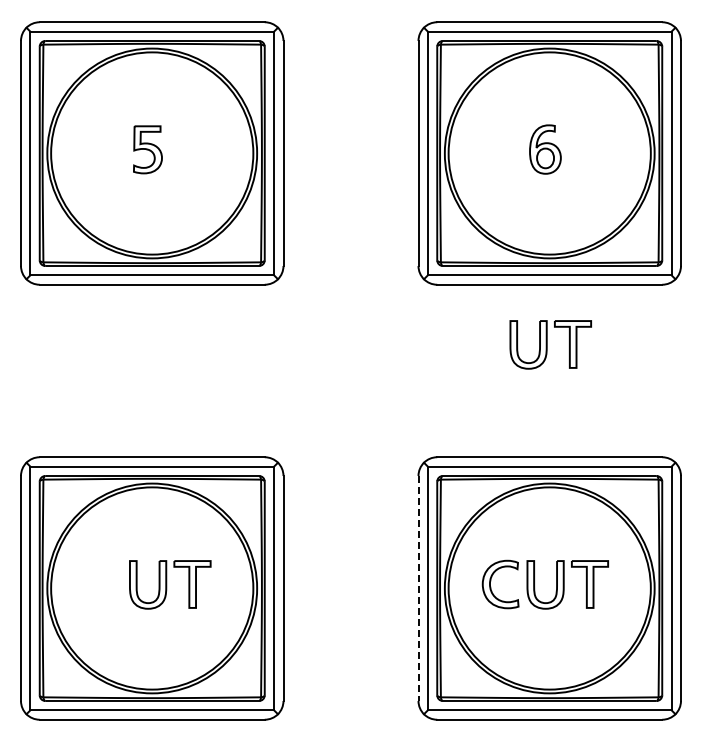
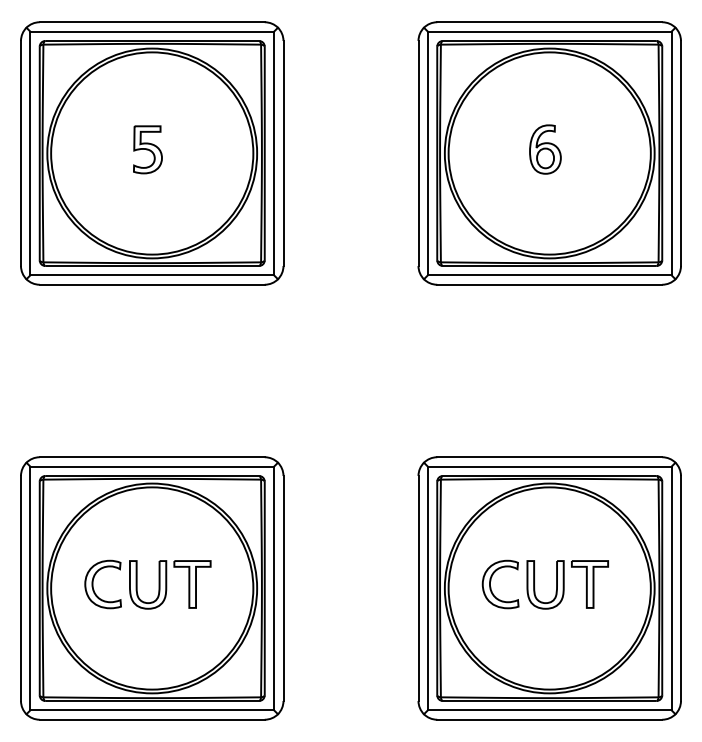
part: present -> none (550, 344)
part: none -> present (93, 584)
line: dashed -> solid (418, 588)
